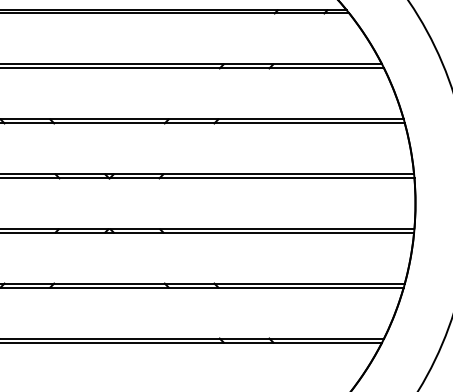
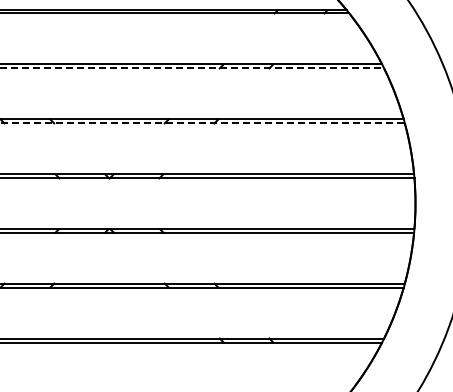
line: solid -> dashed (192, 68)
line: solid -> dashed (202, 123)
